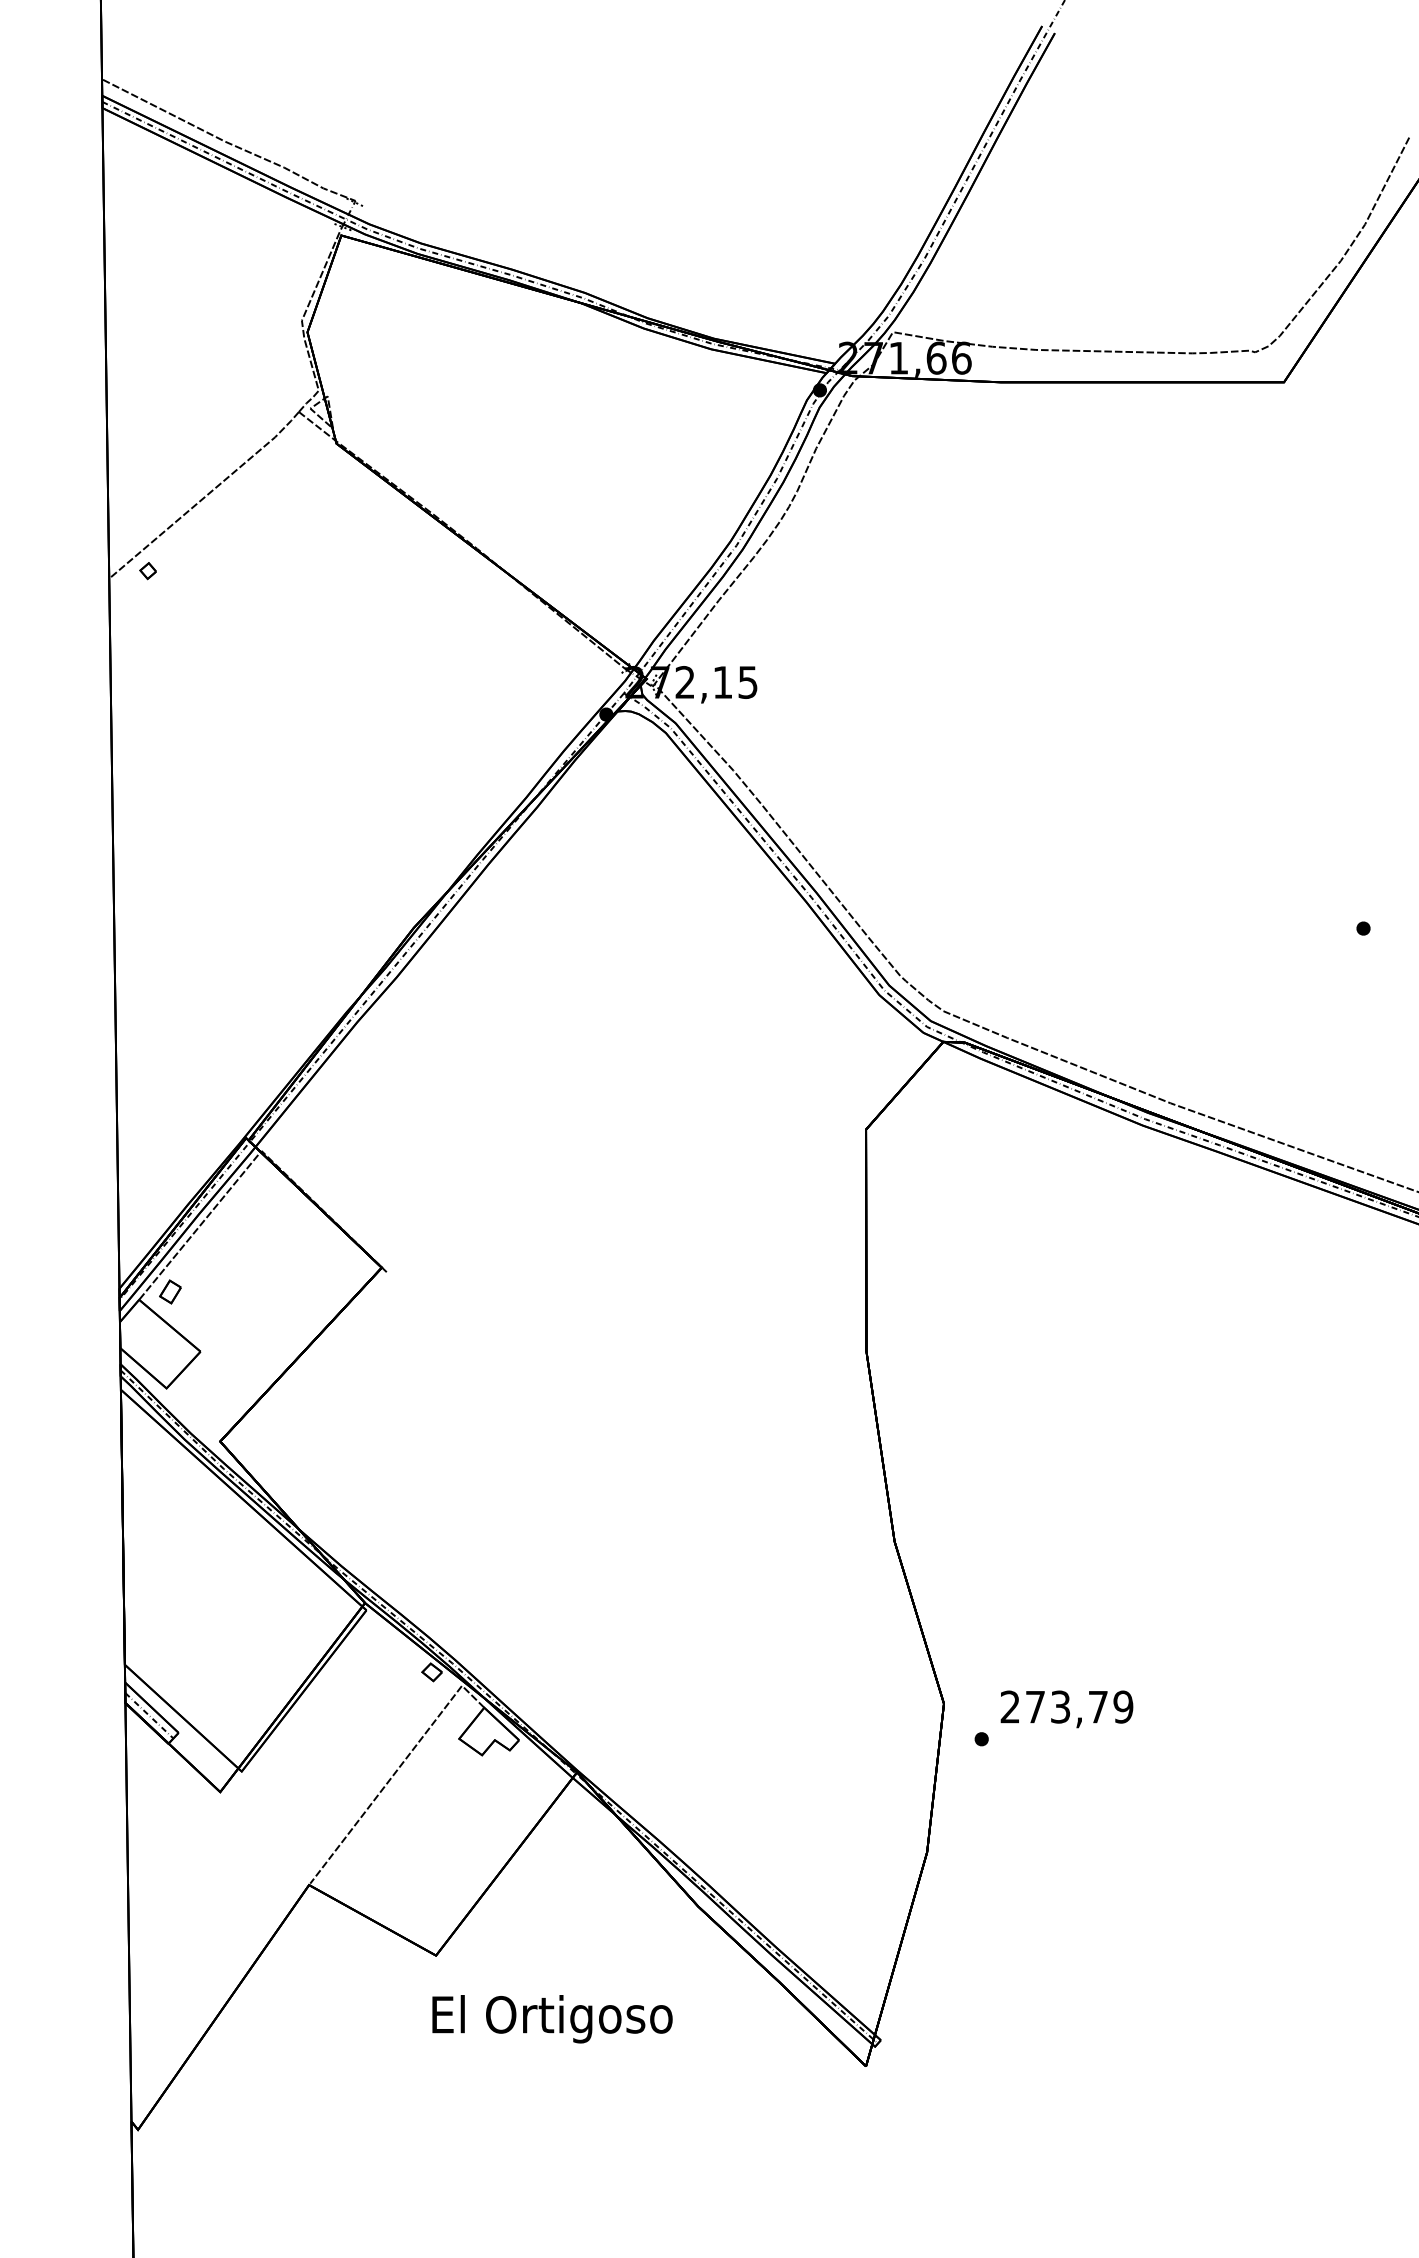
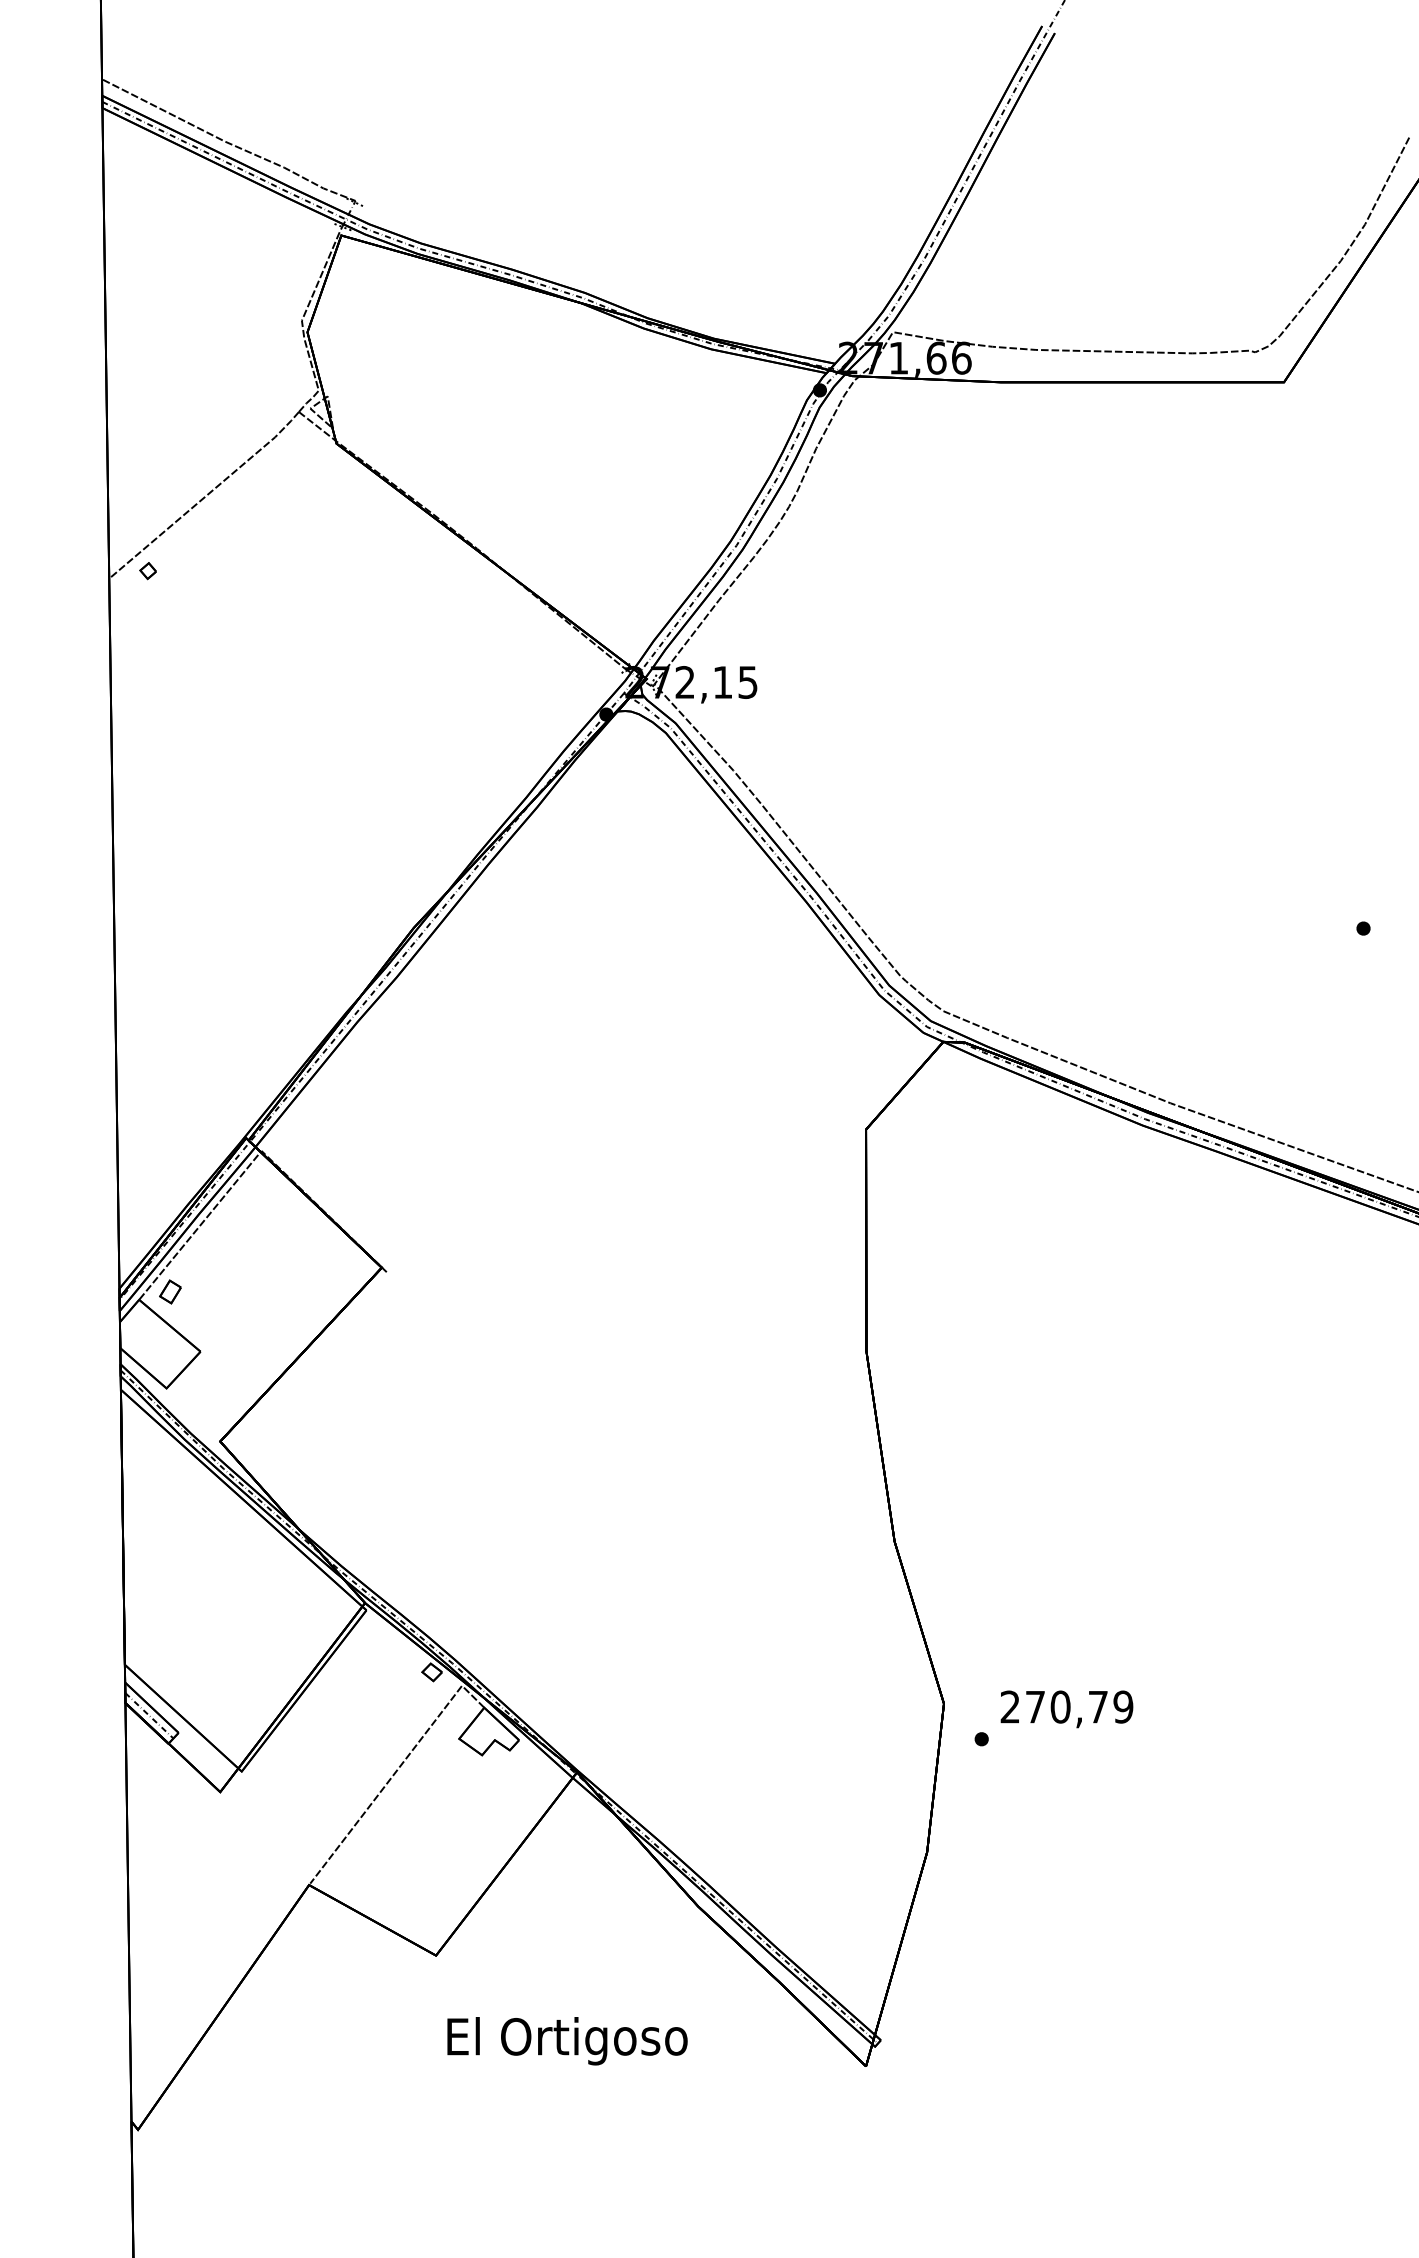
text: 273,79 -> 270,79 (1060, 1706)
text position: (552, 2019) -> (567, 2041) (567, 2041)
